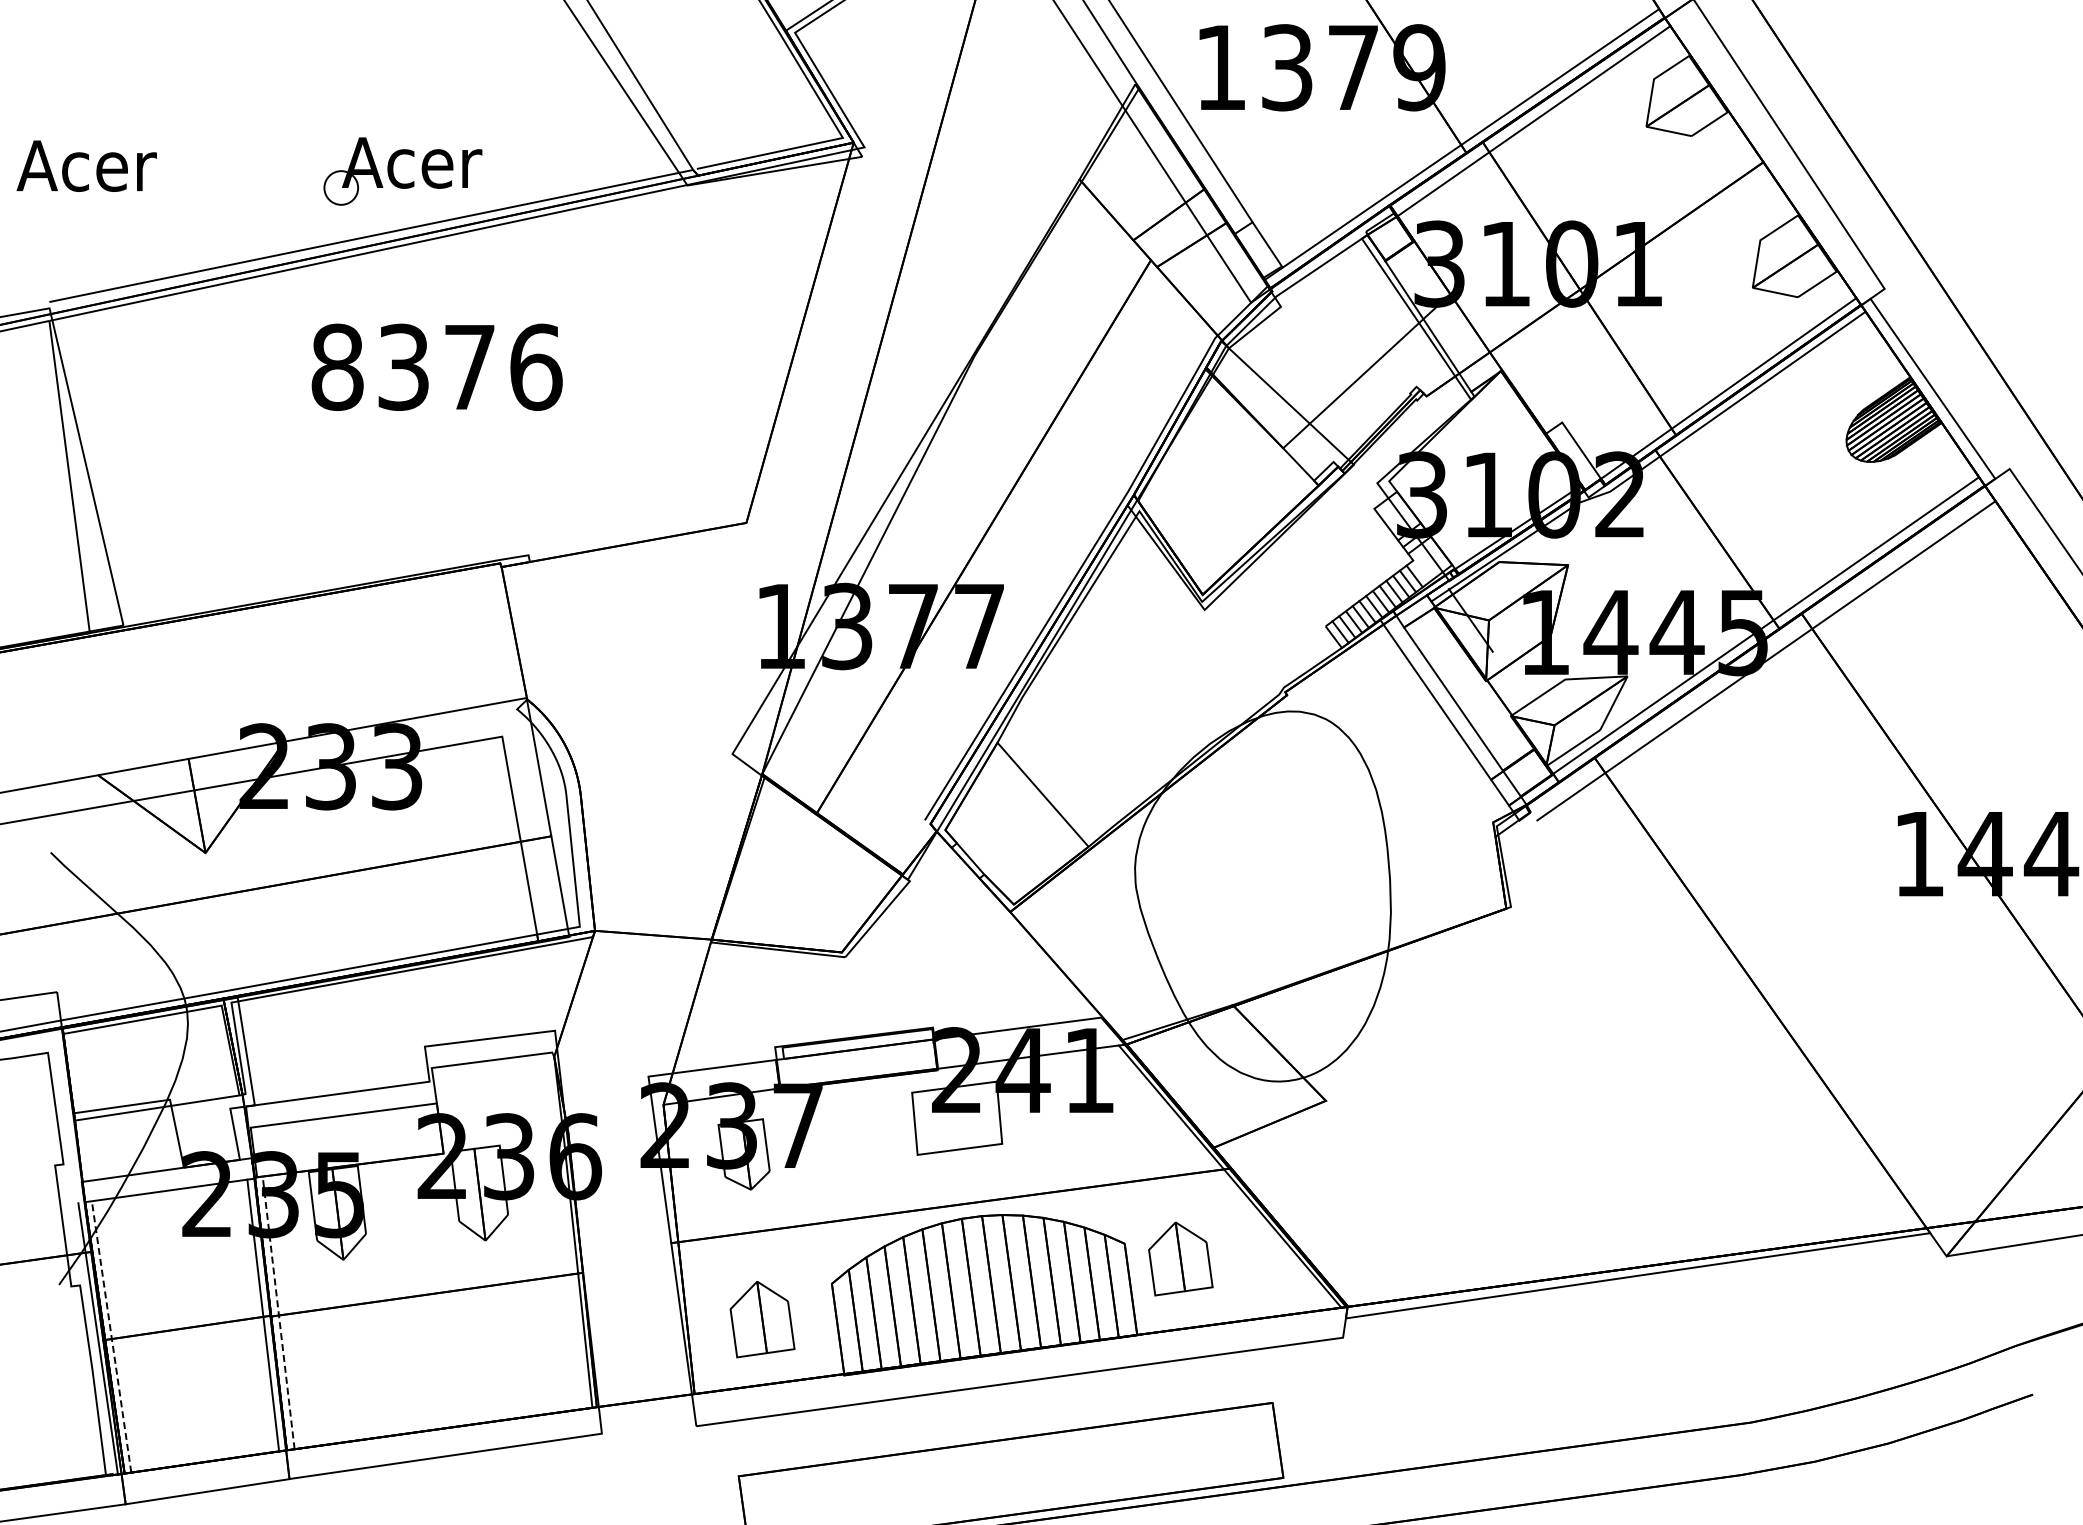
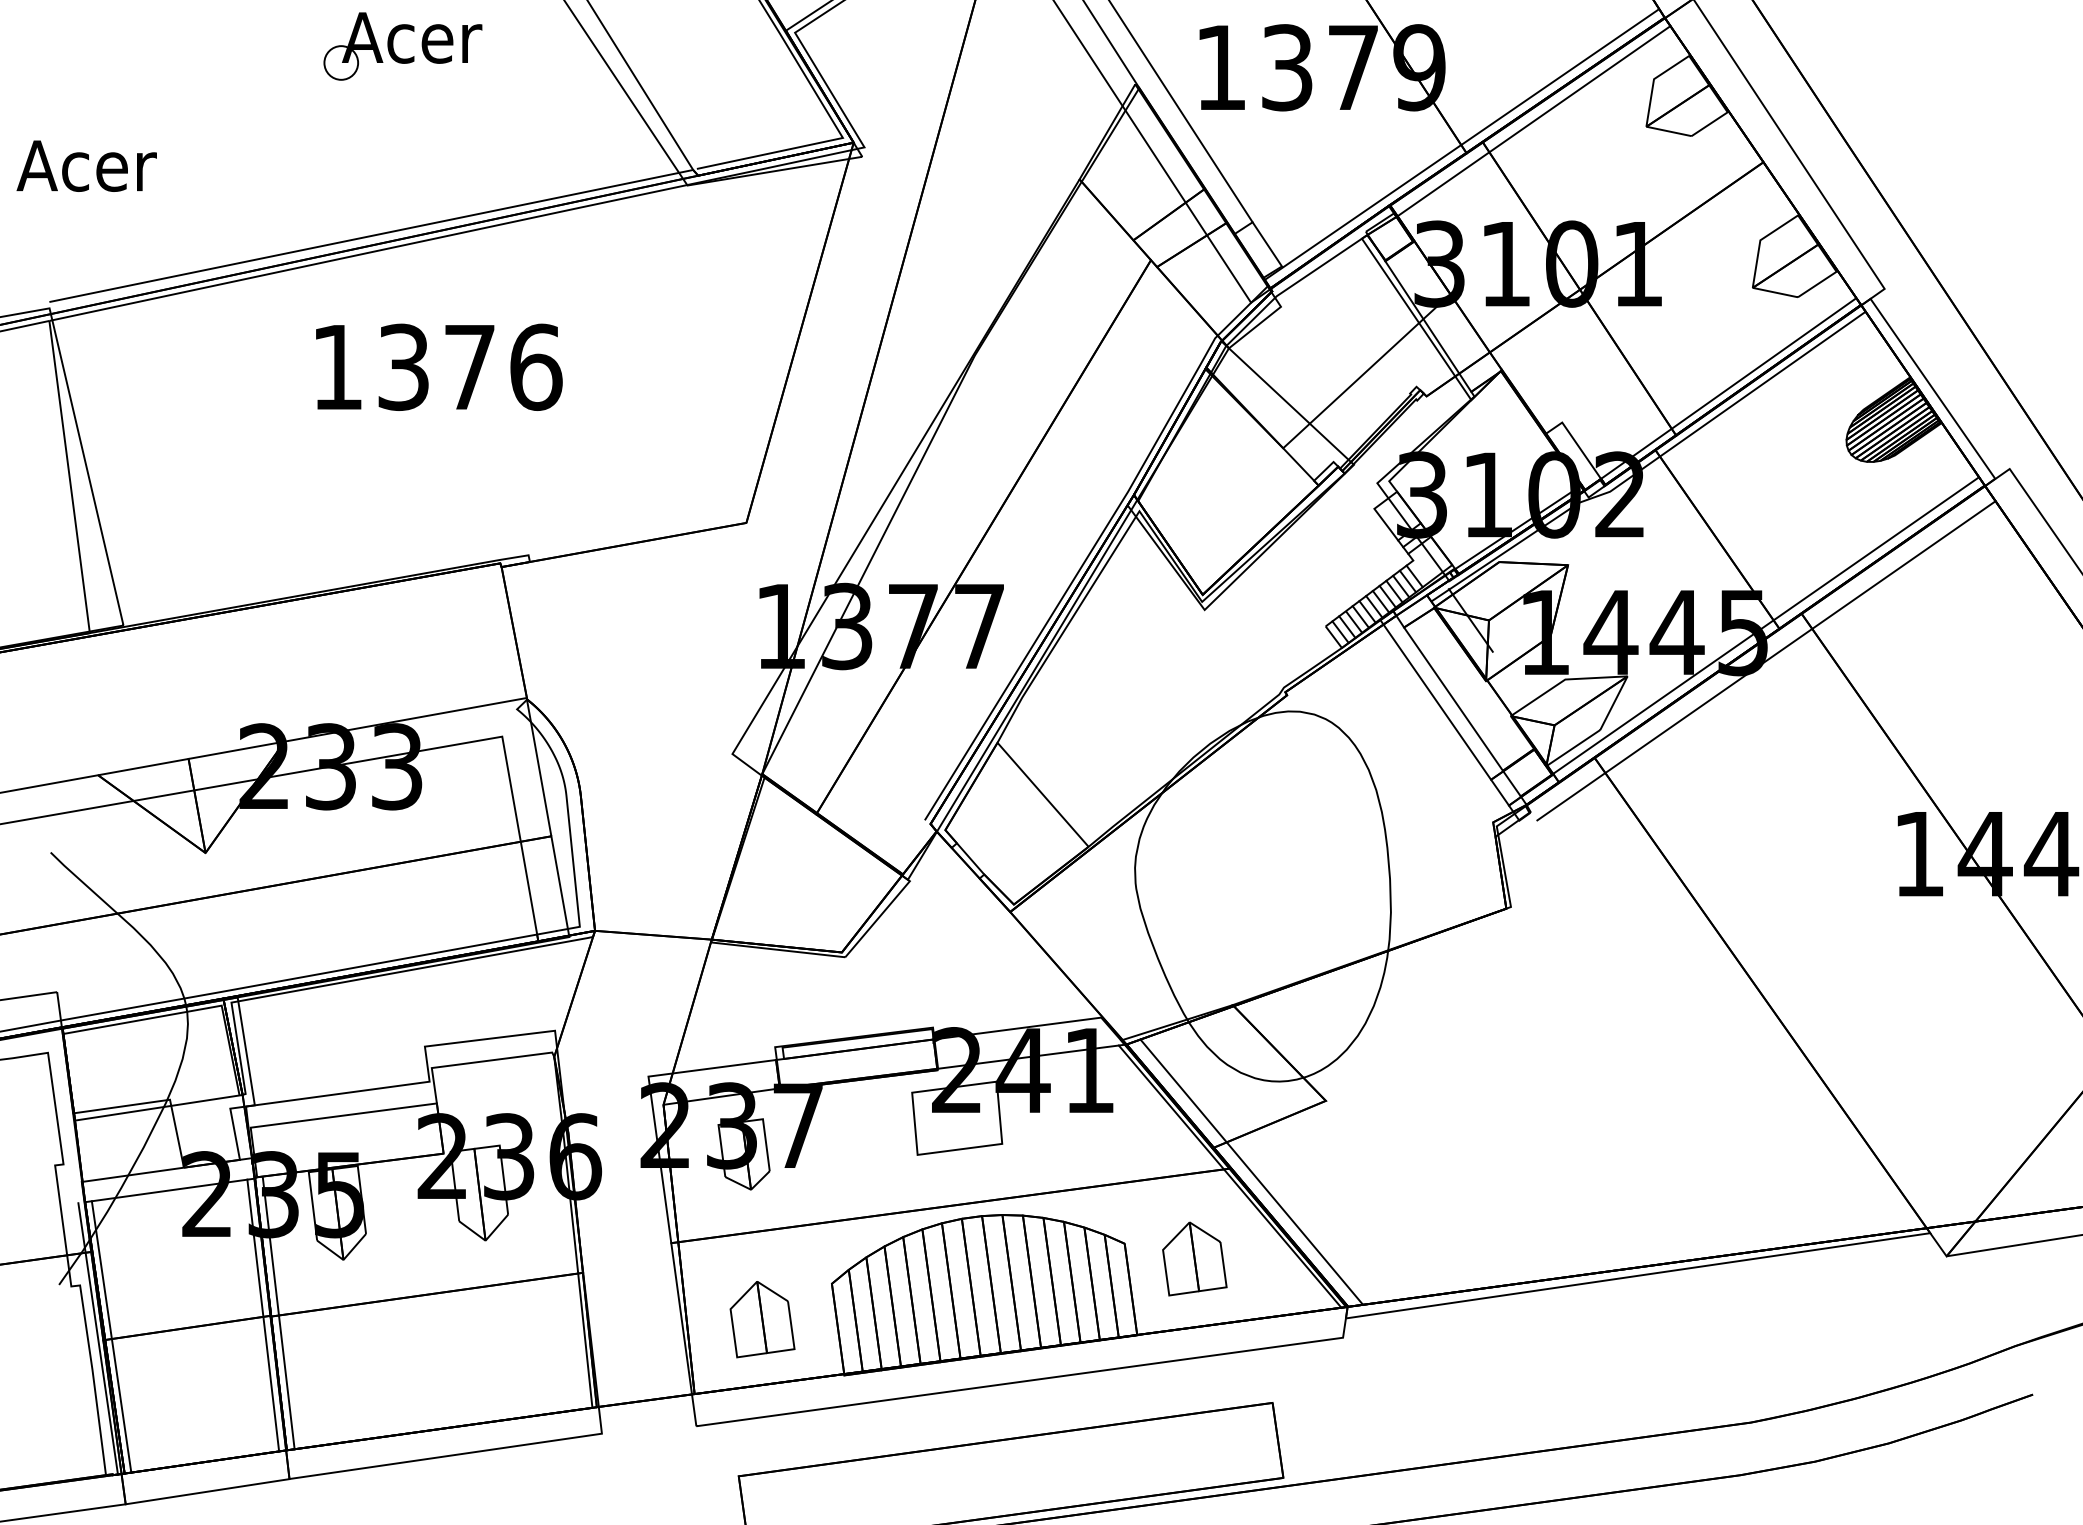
part position: (394, 175) -> (394, 50) (394, 50)
text: 8376 -> 1376 (337, 366)
line: none -> present (1251, 1171)
part position: (1180, 1258) -> (1194, 1258) (1194, 1258)
line: dashed -> solid (278, 1313)
line: dashed -> solid (111, 1336)
